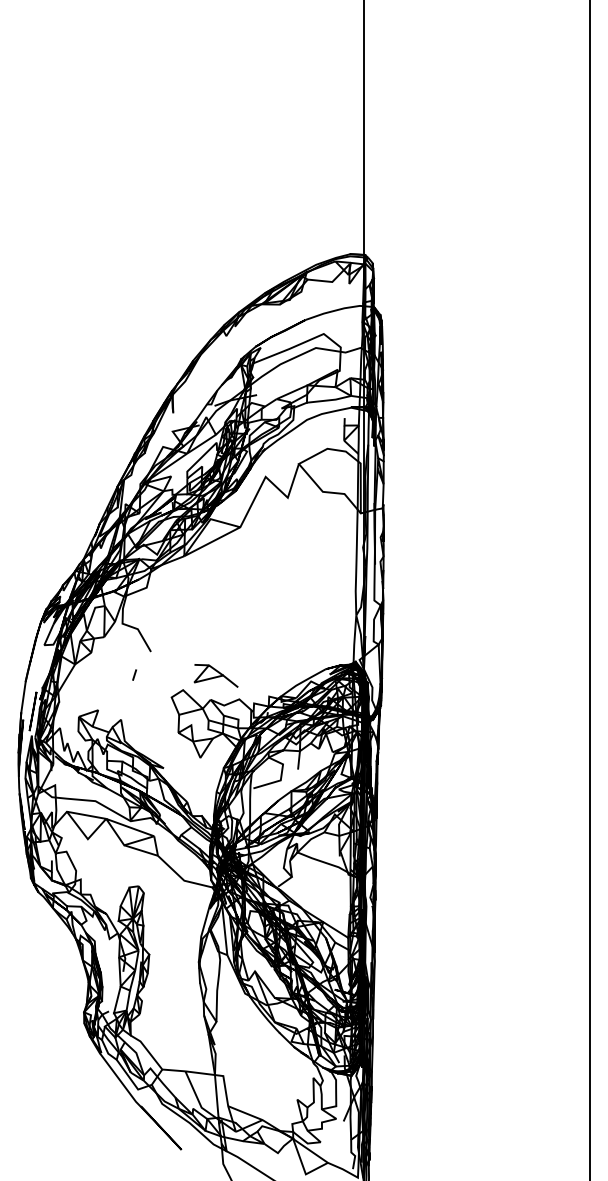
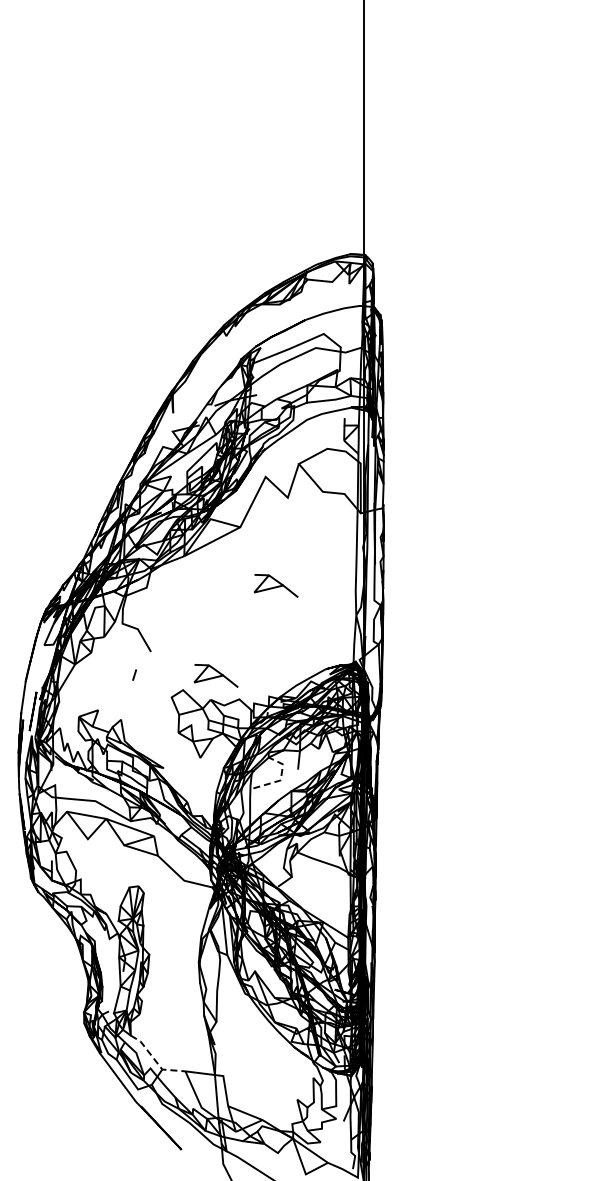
part: none -> present (275, 585)
line: present -> none (589, 589)
line: solid -> dashed (281, 778)
line: solid -> dashed (155, 1060)
